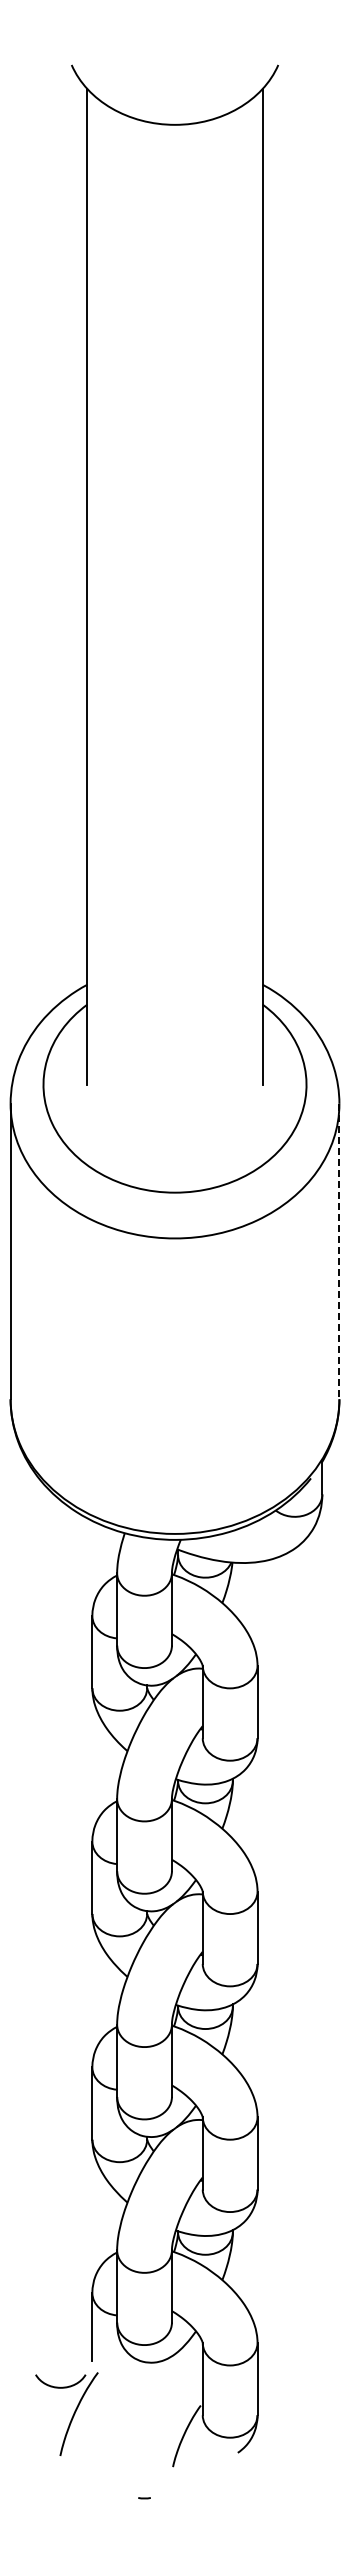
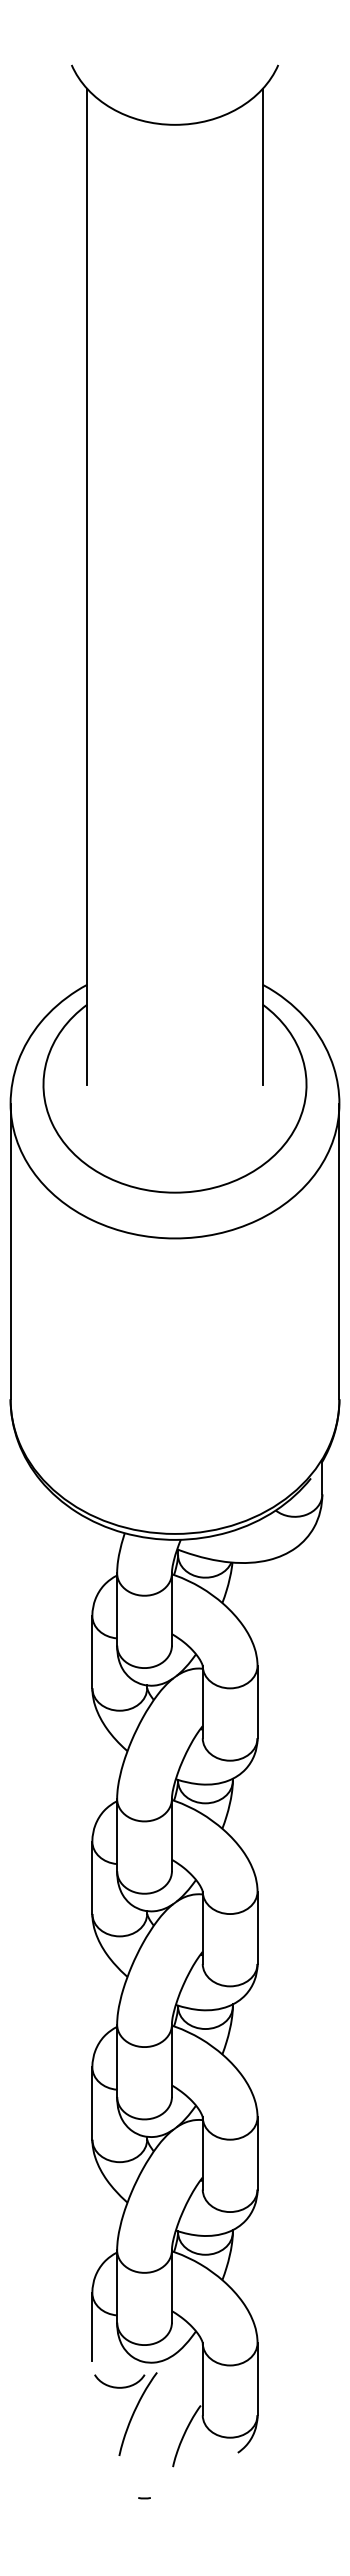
line: dashed -> solid (339, 1251)
part position: (72, 2415) -> (131, 2415) (131, 2415)
